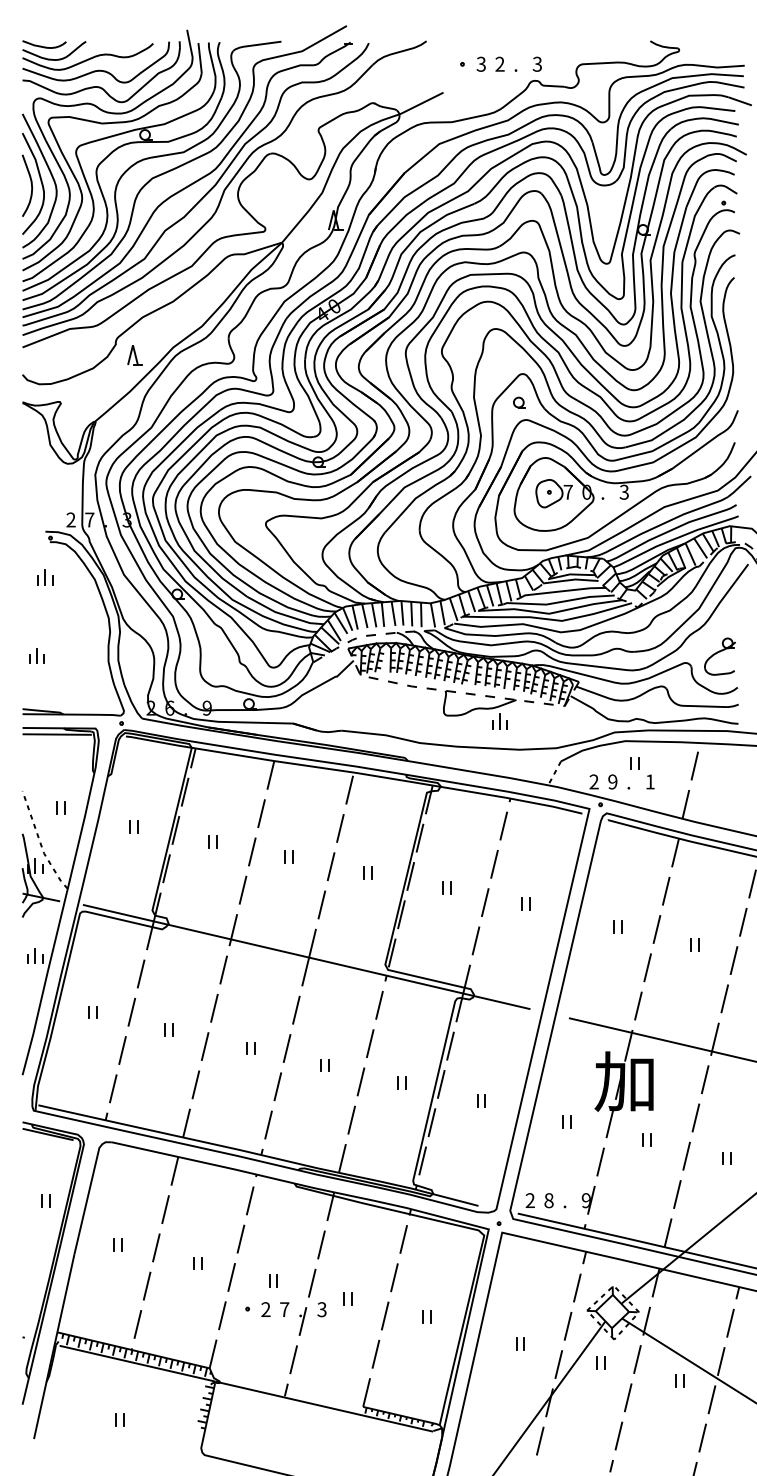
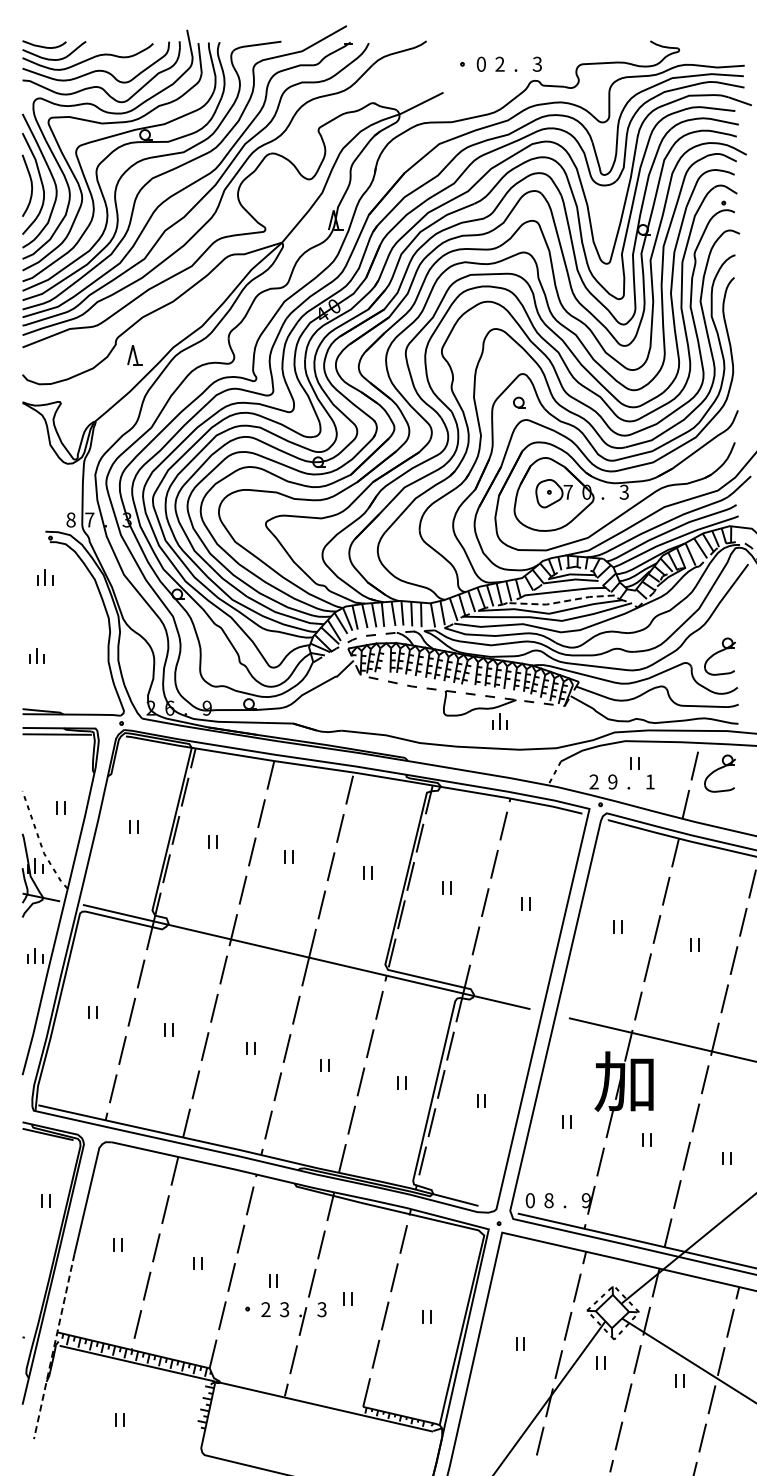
text: 3 -> 0 (480, 64)
text: 2 -> 8 (70, 519)
line: solid -> dashed (561, 602)
part: none -> present (719, 773)
text: 2 -> 0 (529, 1200)
text: 7 -> 3 (284, 1309)
line: solid -> dashed (54, 1345)
